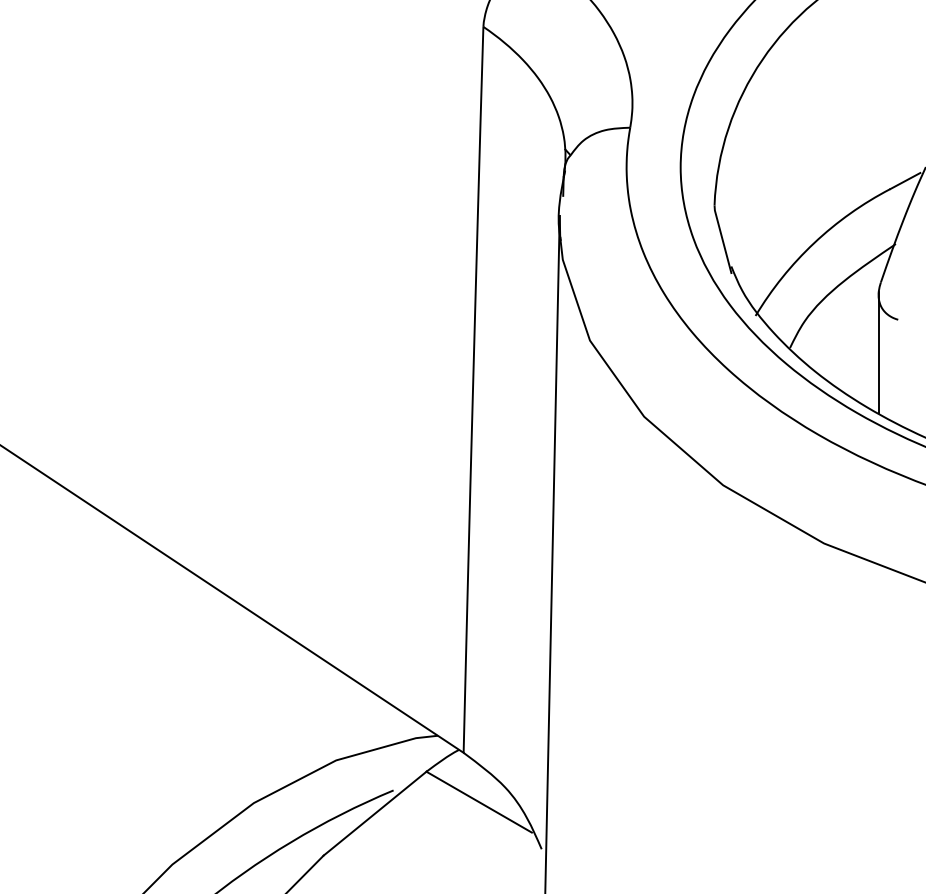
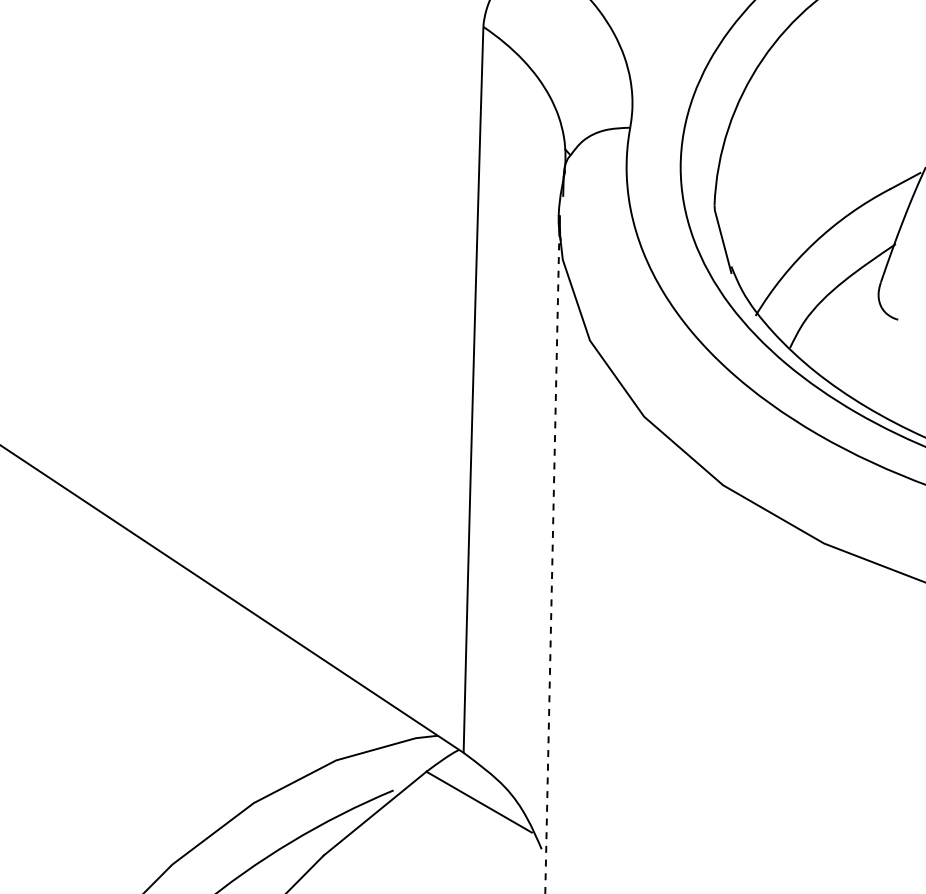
line: present -> none (878, 352)
line: solid -> dashed (552, 554)
